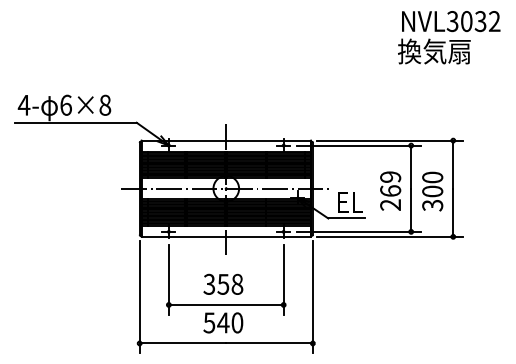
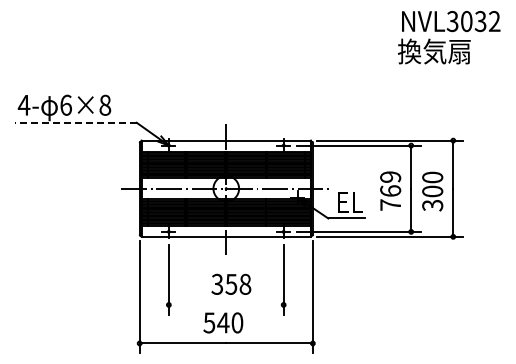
line: solid -> dashed (76, 122)
text: 269 -> 769 (390, 204)
text position: (223, 283) -> (231, 283) (231, 283)
line: present -> none (226, 304)
